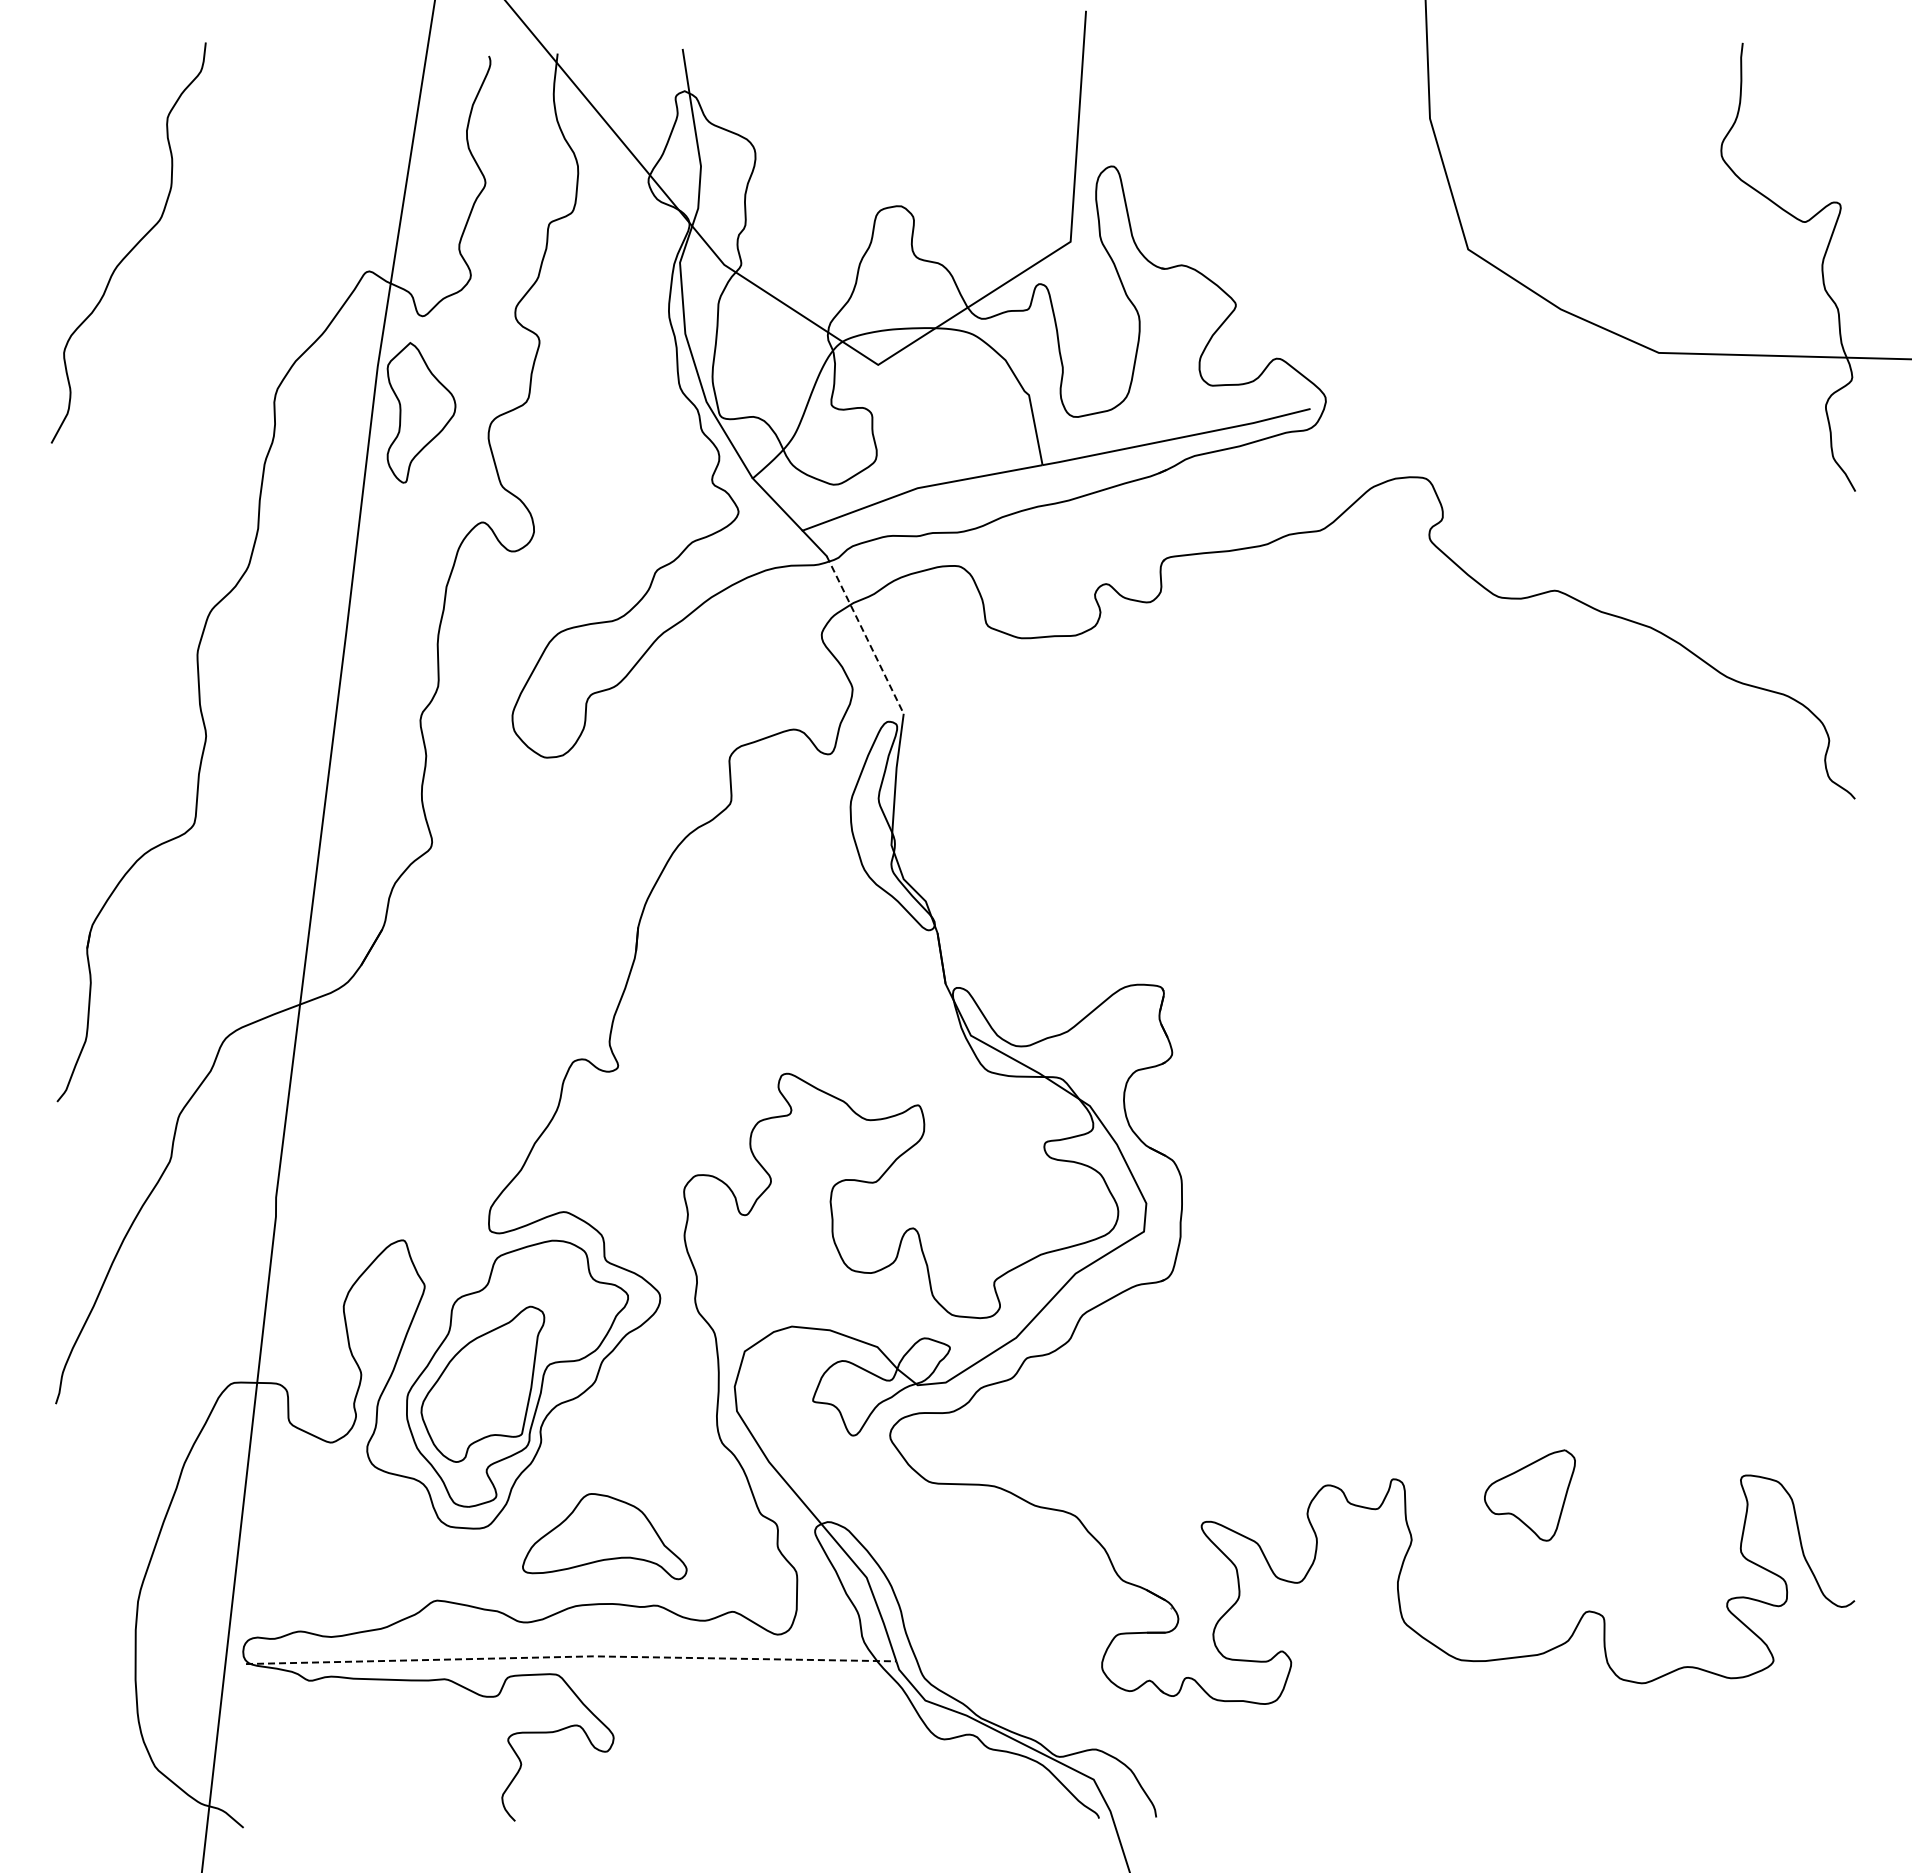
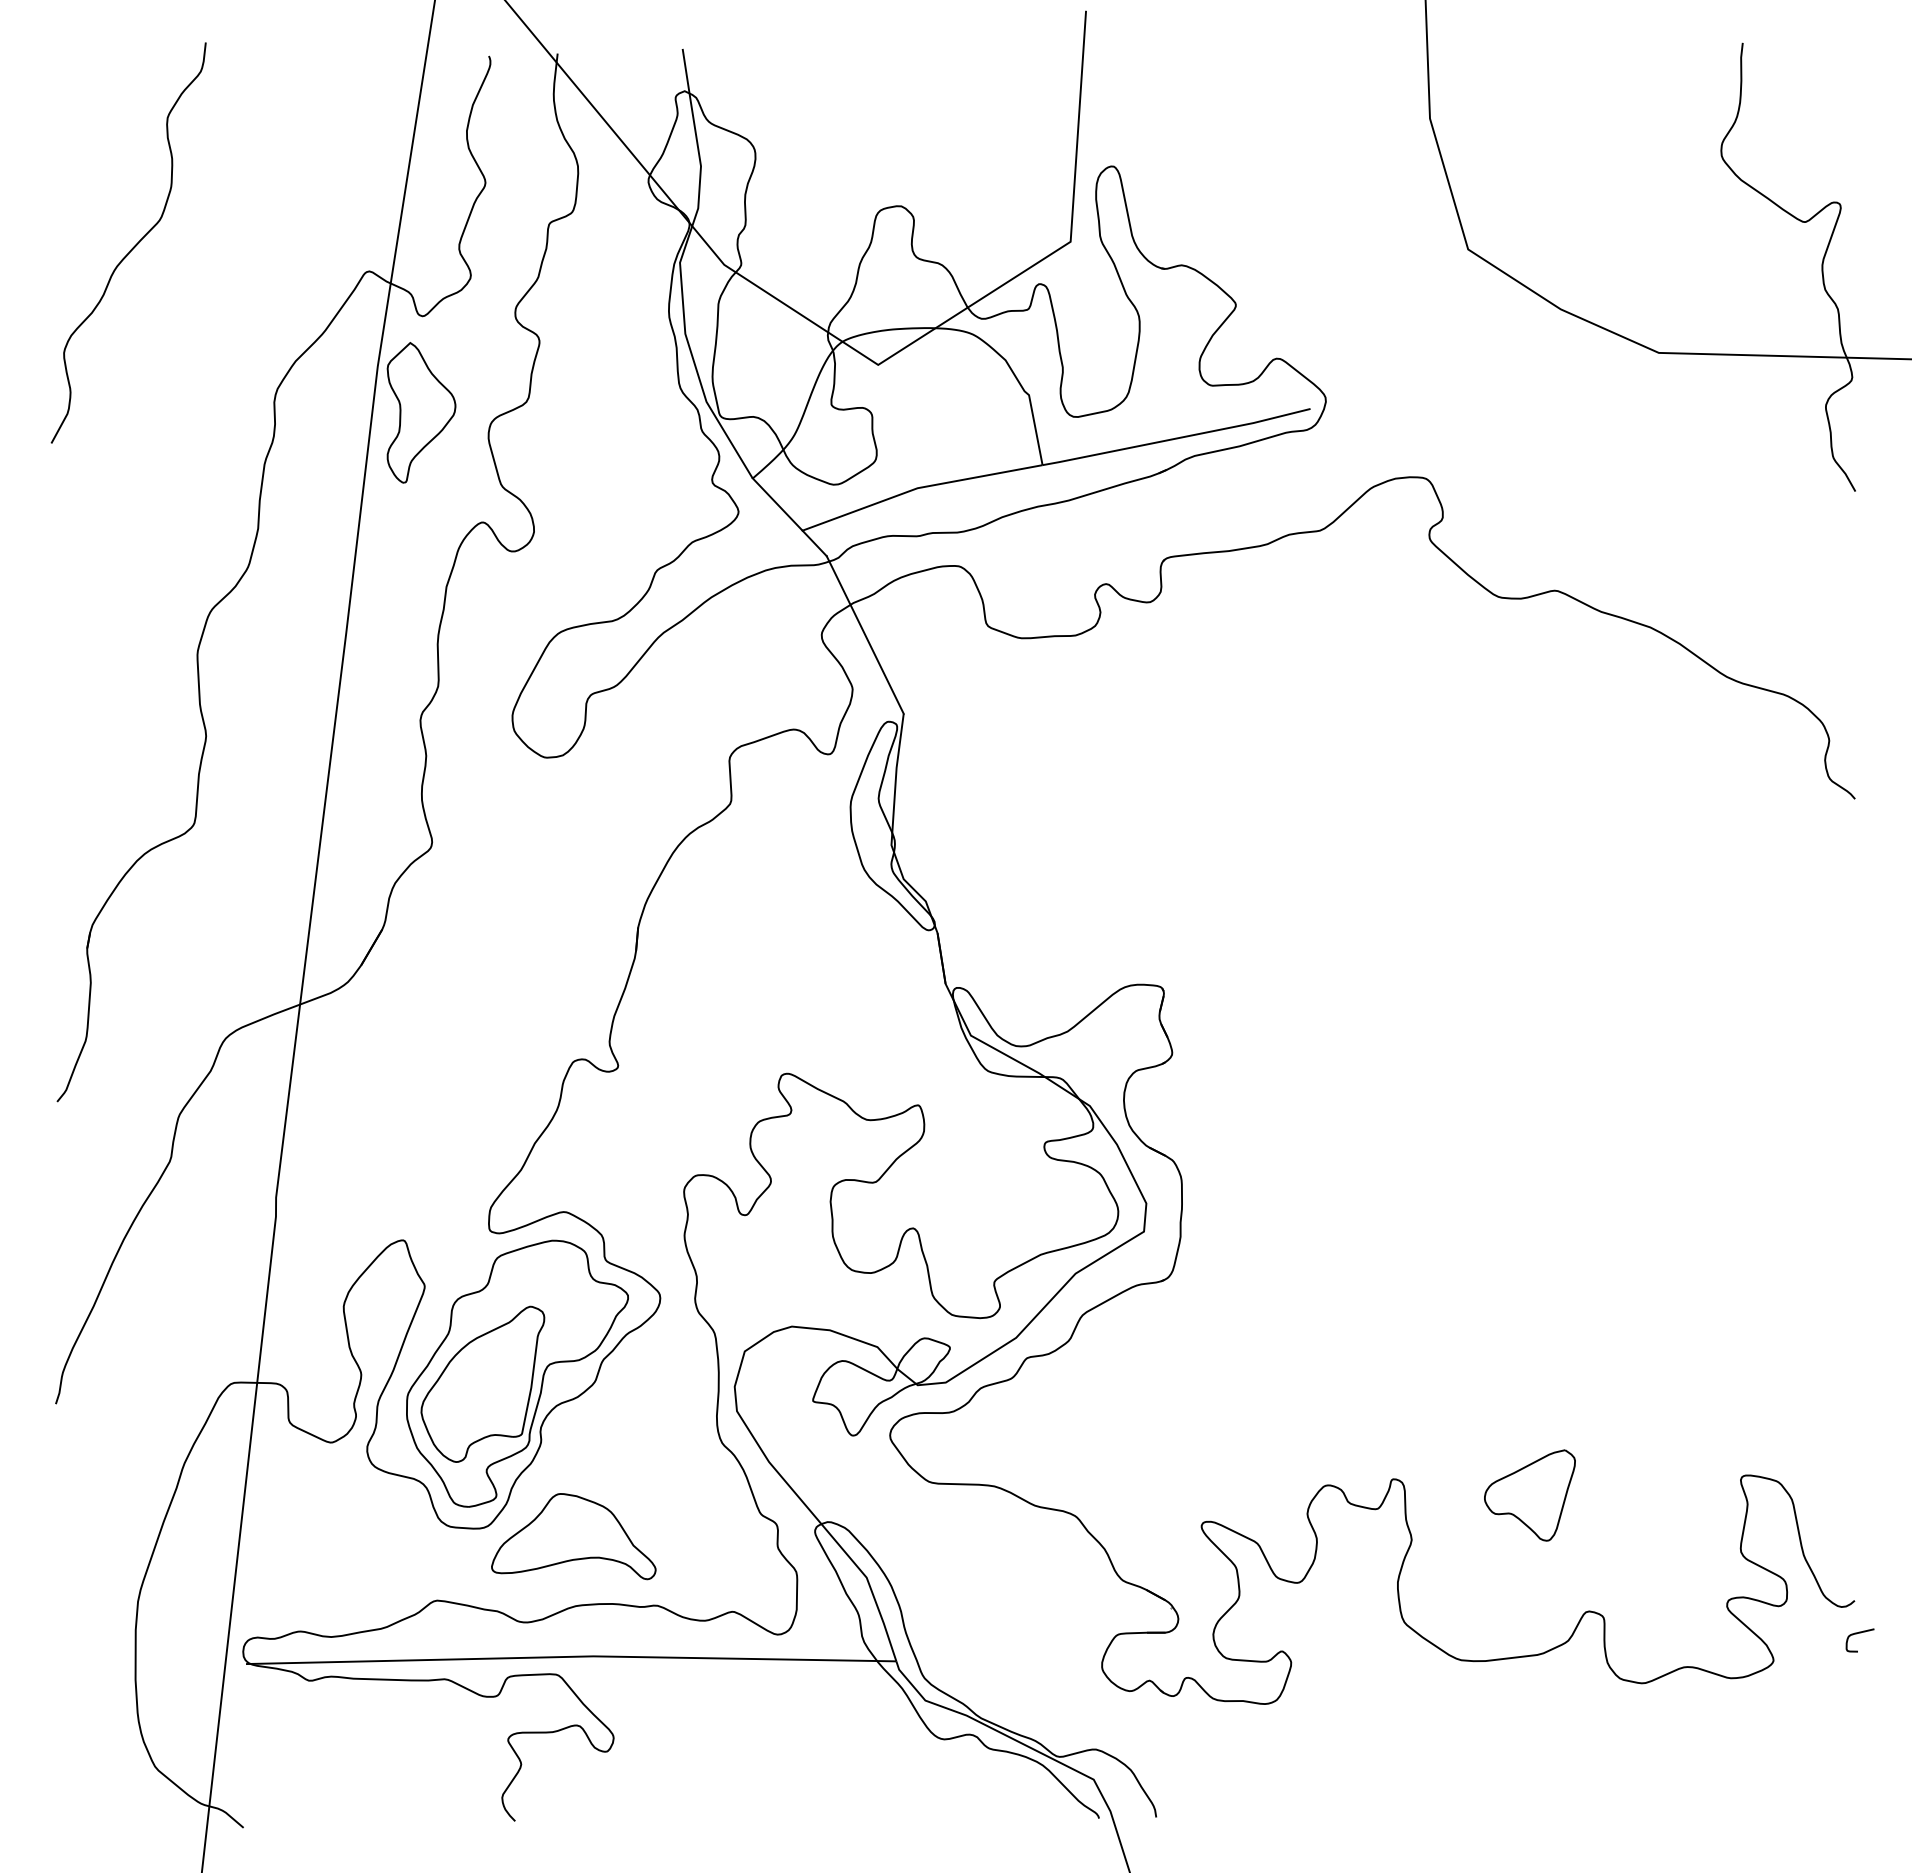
line: dashed -> solid (865, 634)
part position: (604, 1536) -> (573, 1536) (573, 1536)
curve: none -> present (1856, 1634)
line: dashed -> solid (572, 1656)
